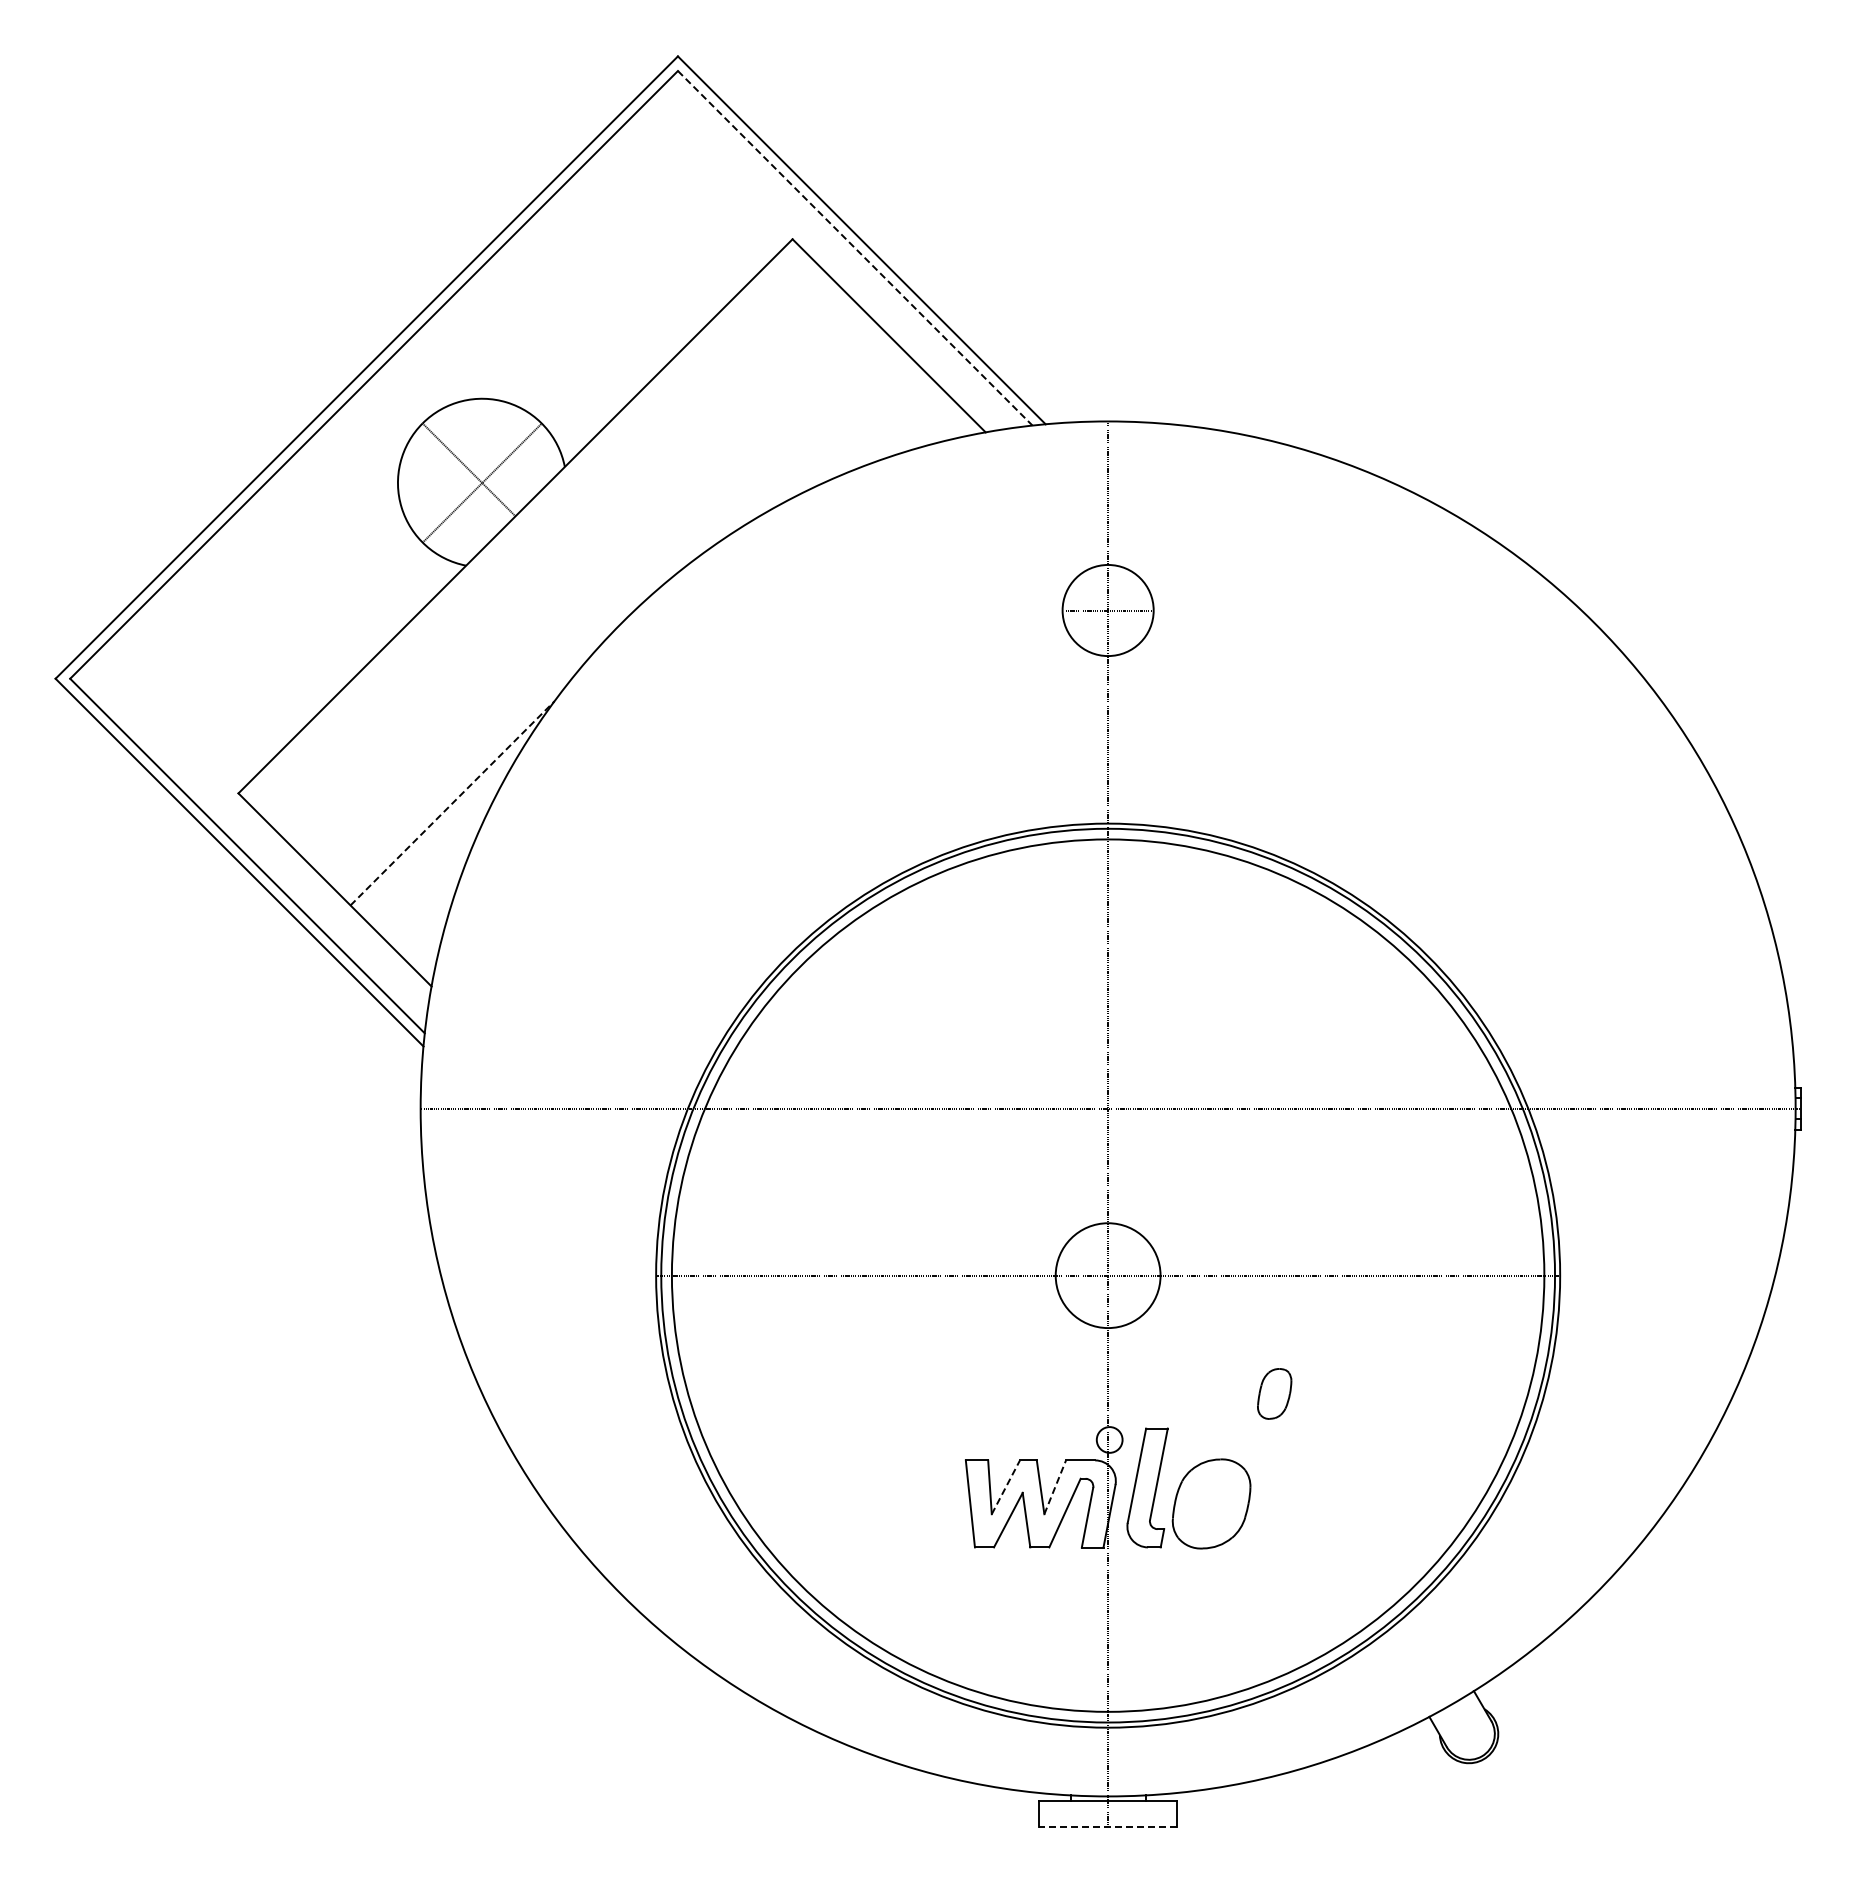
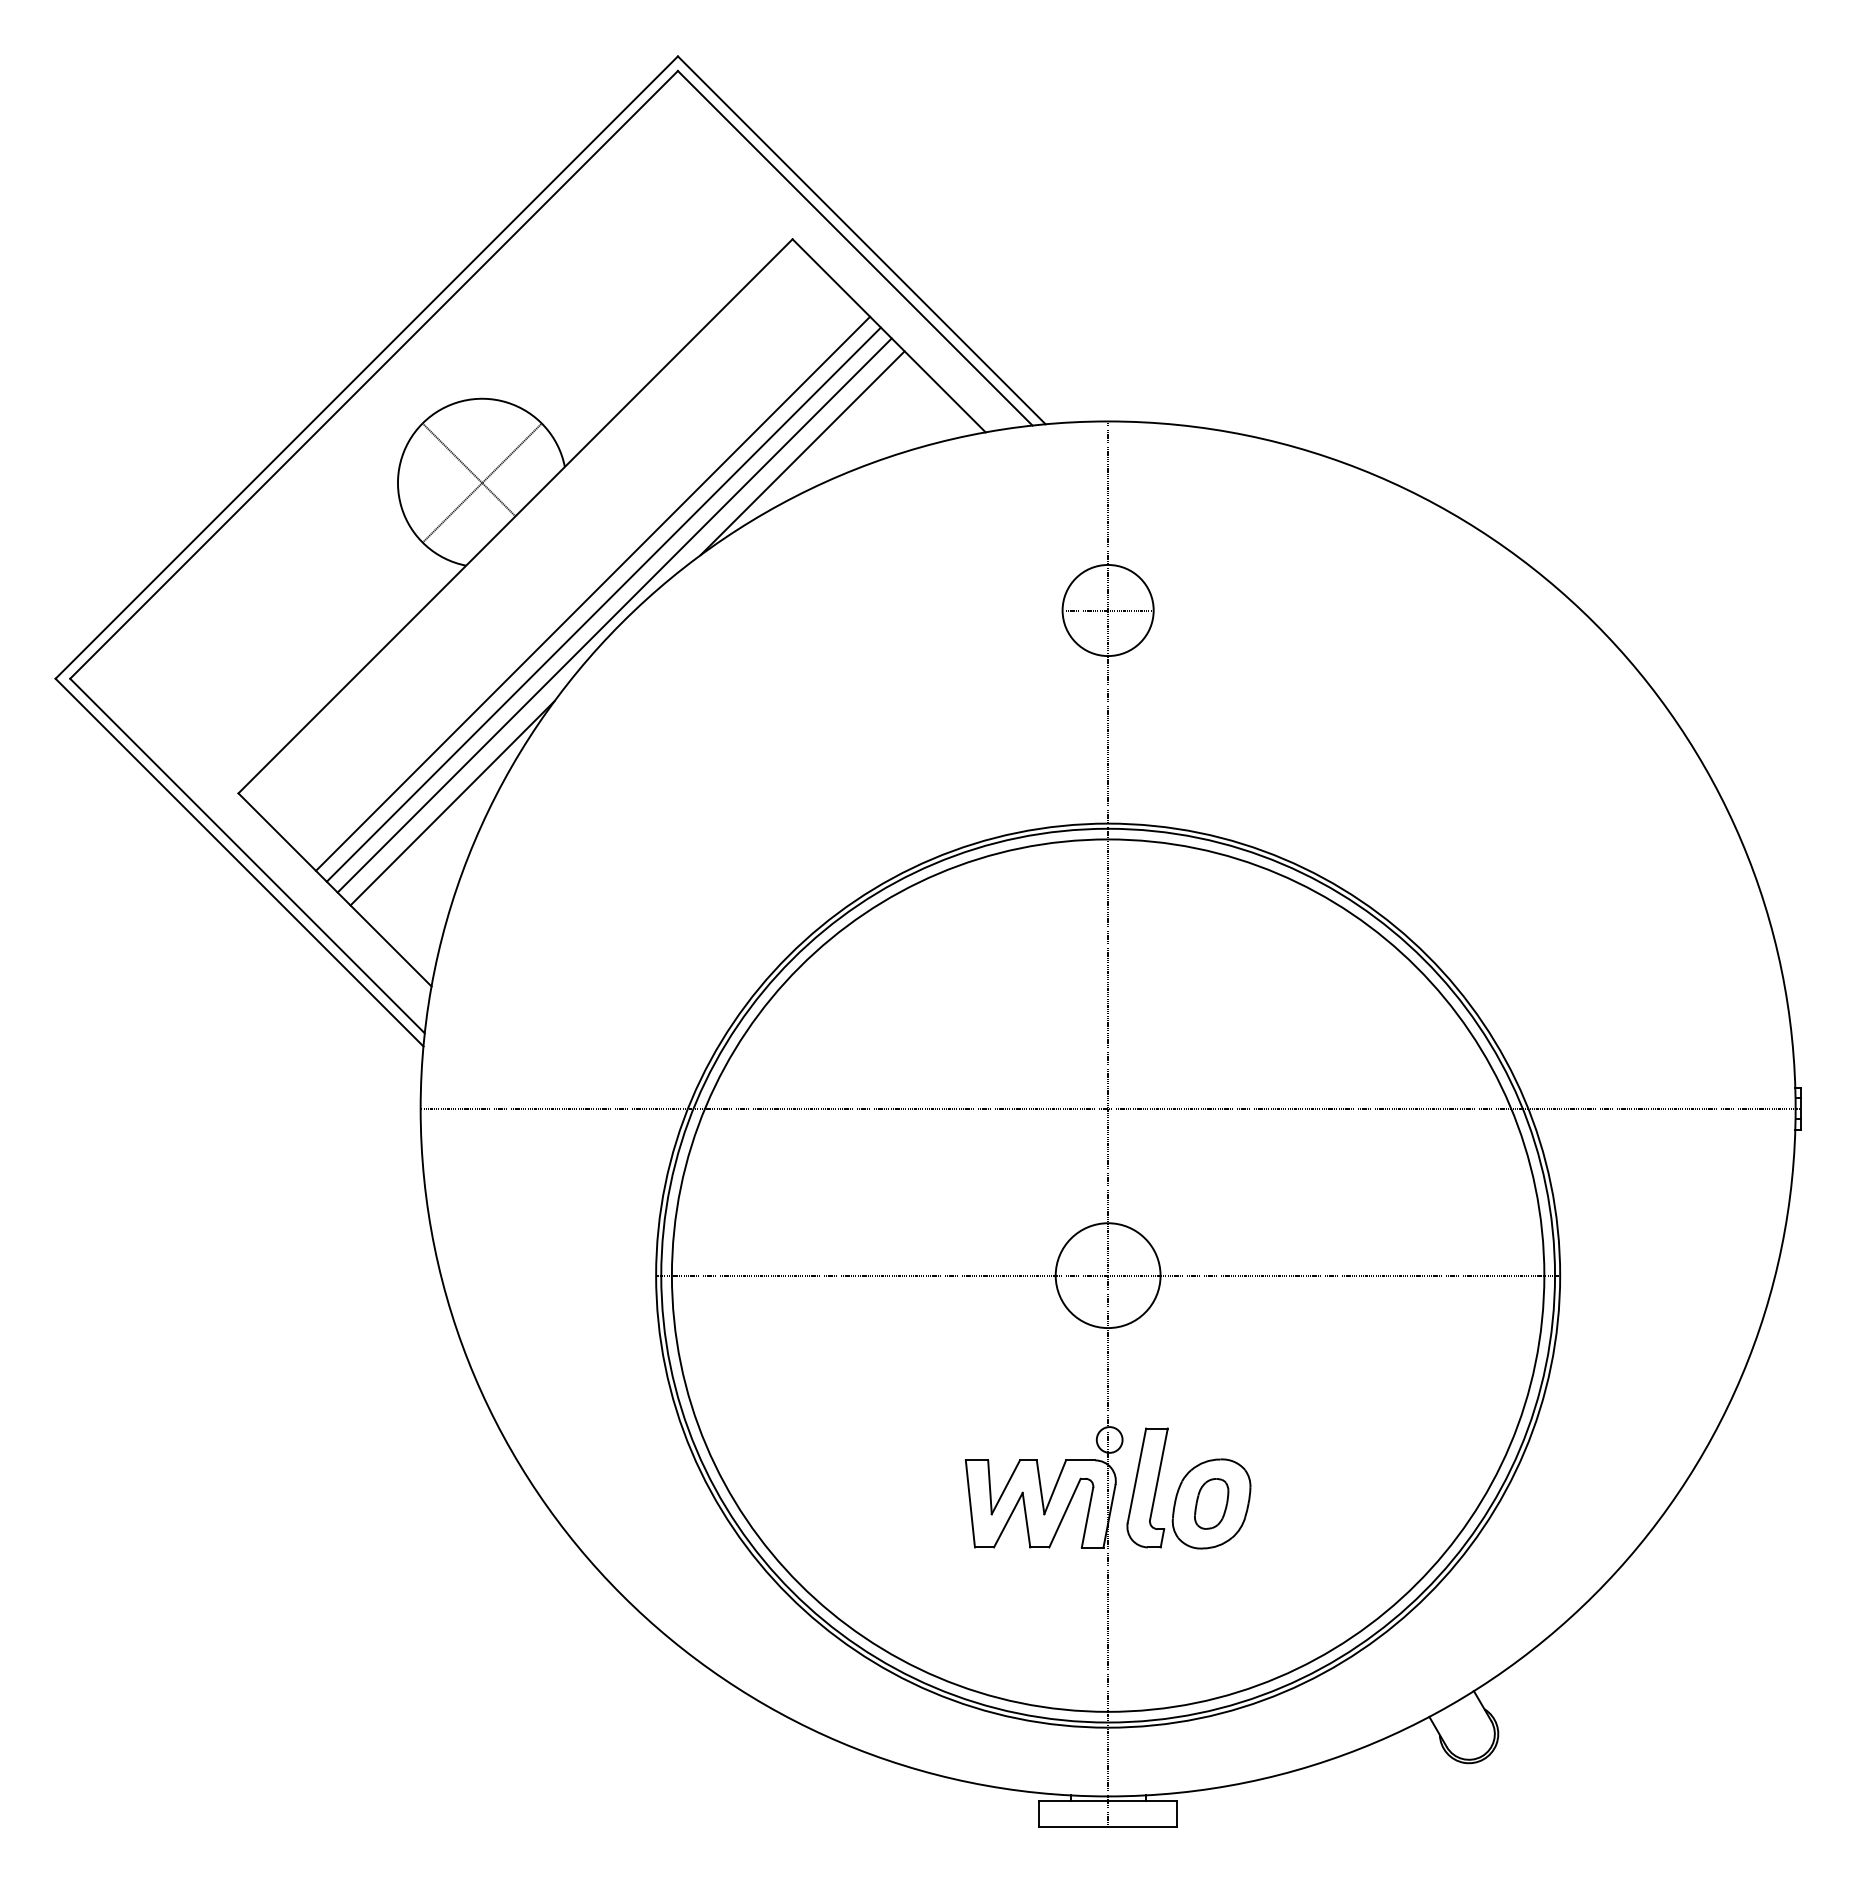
line: dashed -> solid (855, 248)
line: none -> present (802, 453)
line: none -> present (592, 593)
line: none -> present (603, 604)
line: none -> present (614, 615)
line: dashed -> solid (452, 803)
part position: (1274, 1393) -> (1211, 1503) (1211, 1503)
line: dashed -> solid (1006, 1486)
line: dashed -> solid (1055, 1487)
line: dashed -> solid (1108, 1826)
